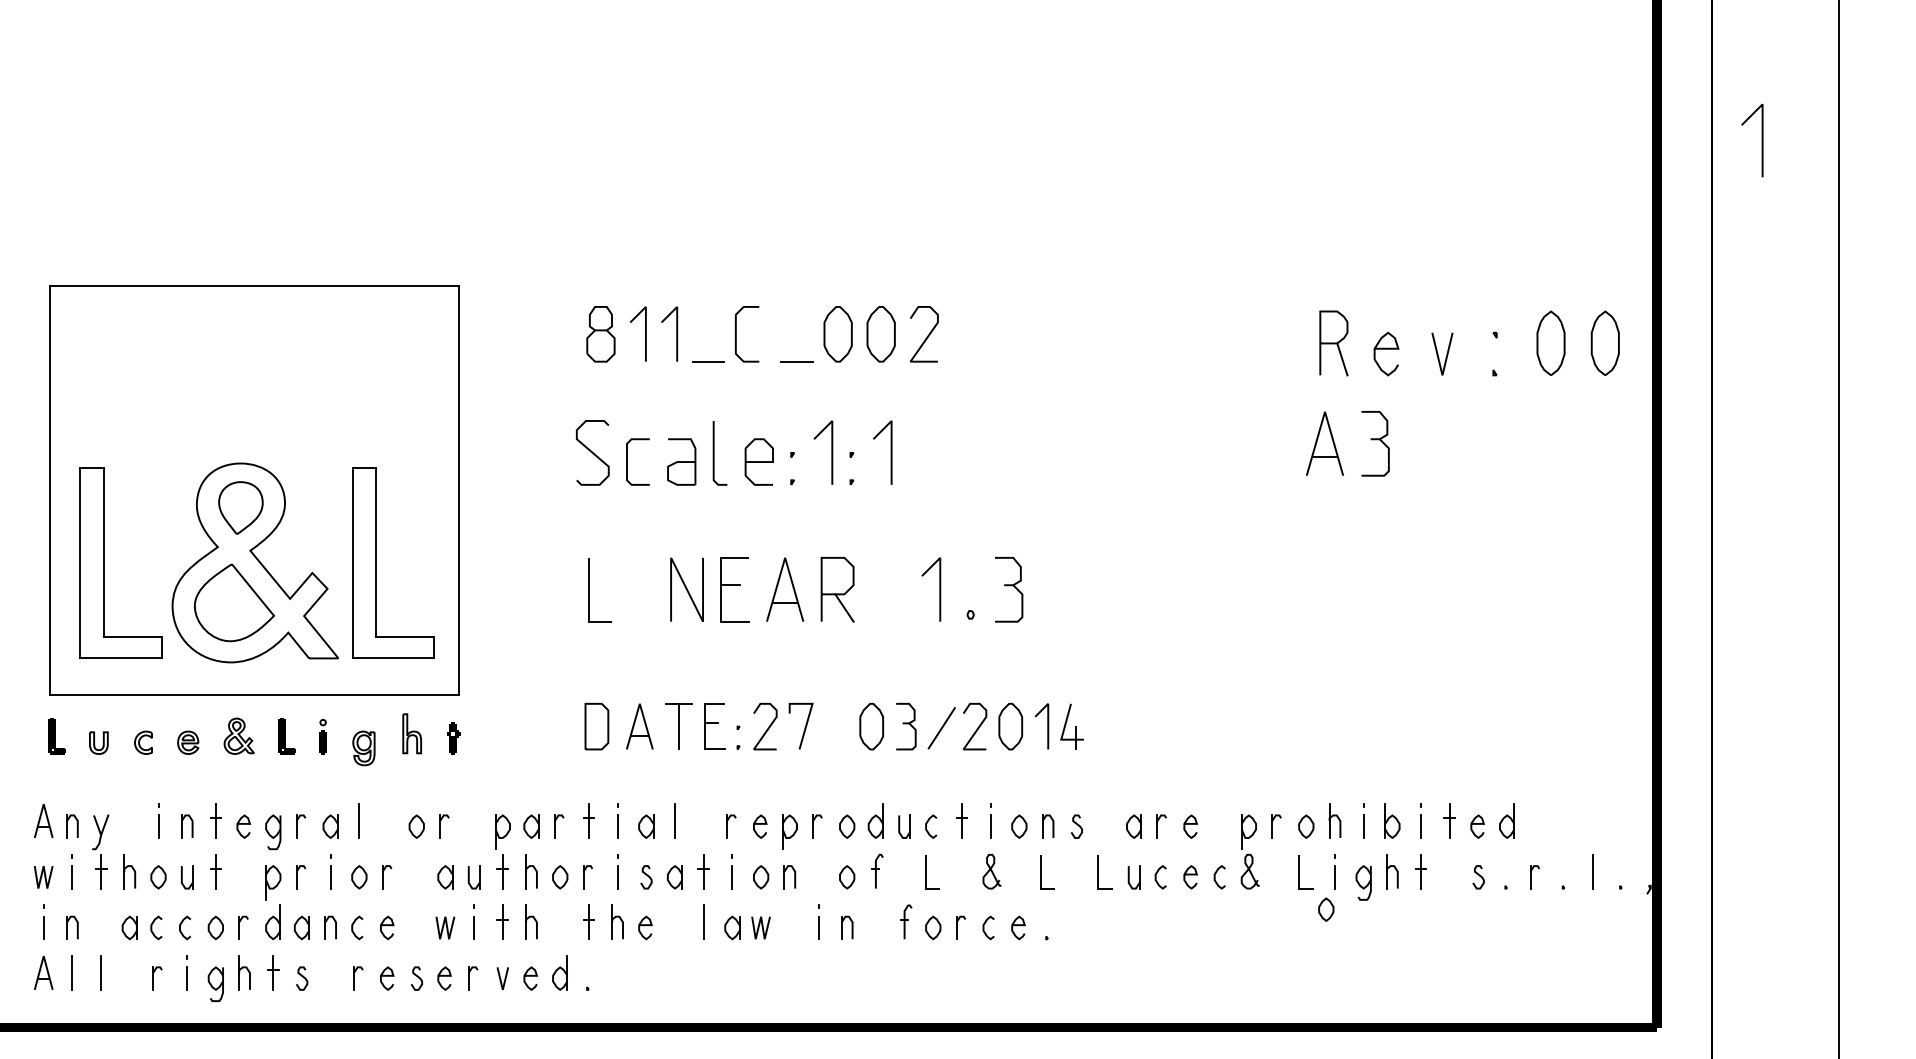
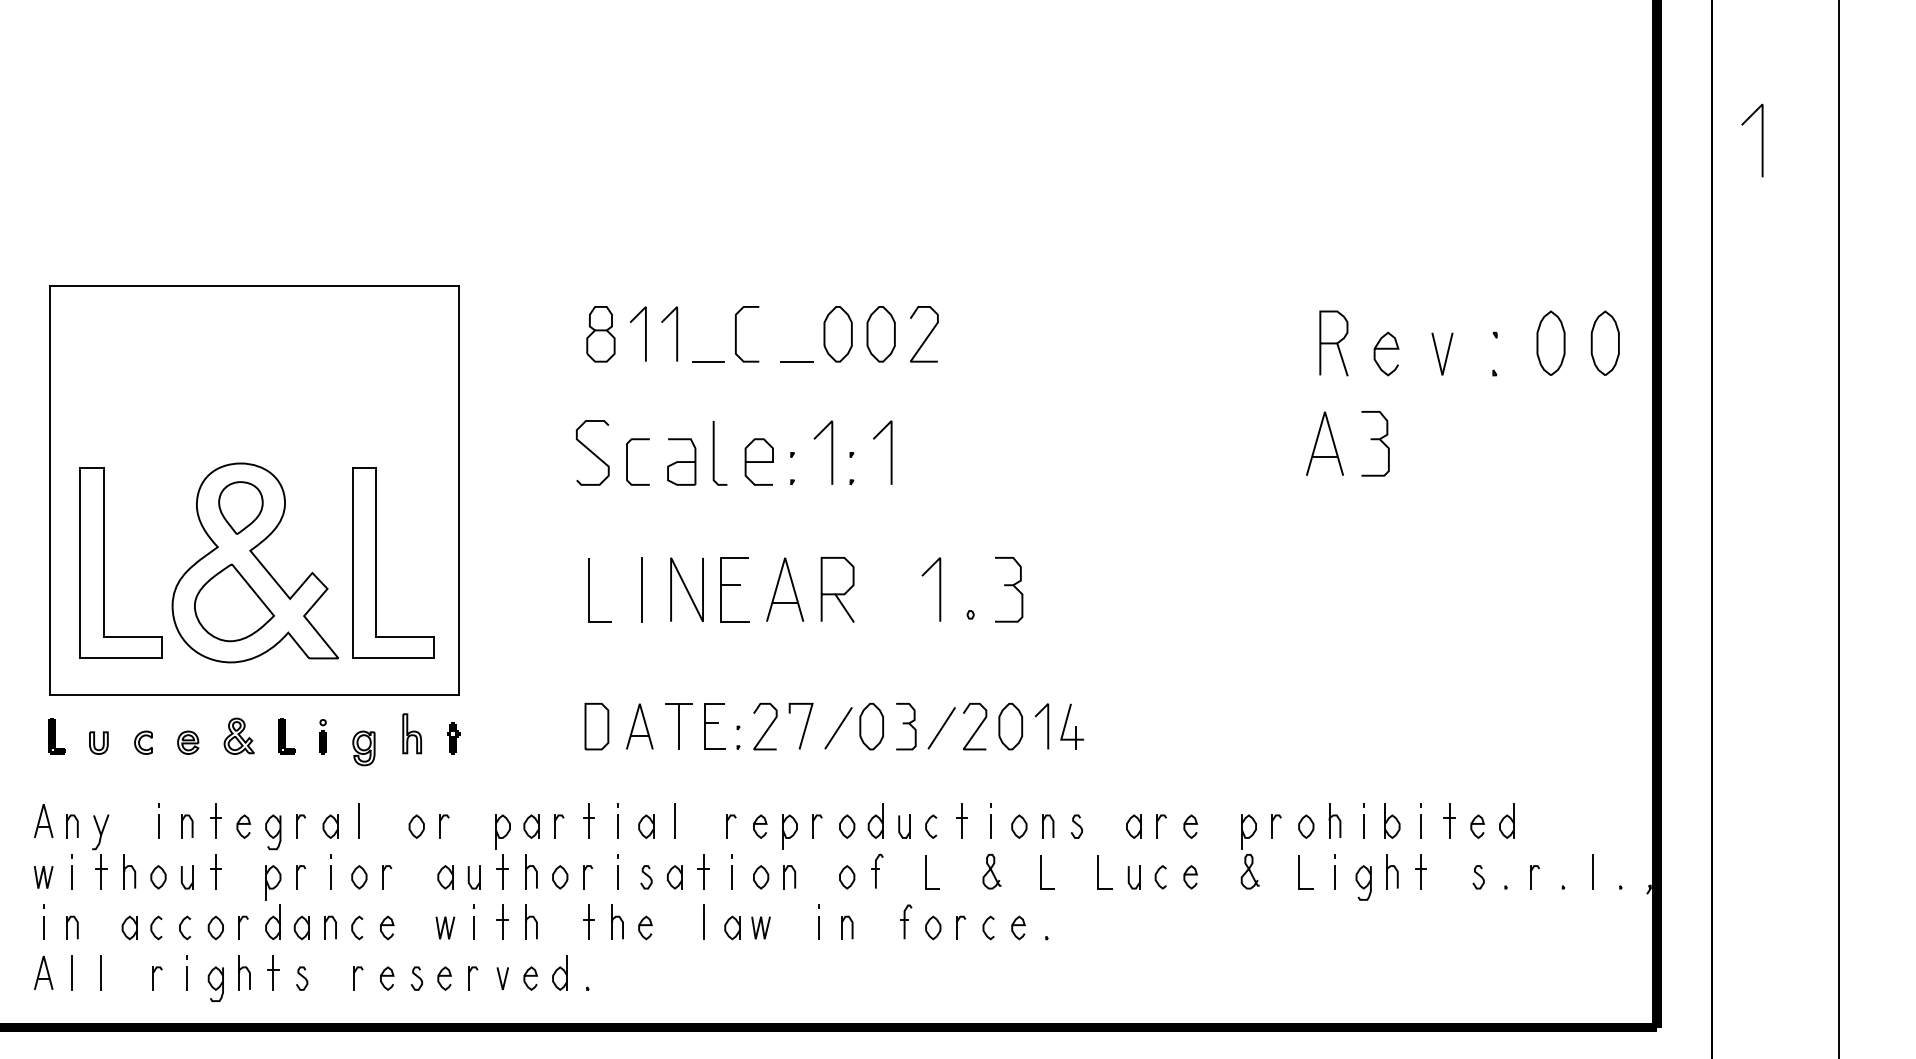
line: none -> present (642, 589)
line: none -> present (838, 728)
curve: present -> none (1215, 877)
part: present -> none (1326, 909)
